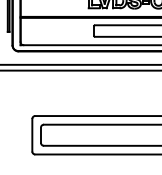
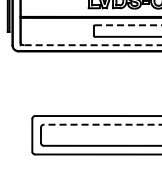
line: solid -> dashed (128, 25)
line: solid -> dashed (90, 45)
line: present -> none (80, 64)
line: present -> none (80, 70)
line: solid -> dashed (102, 124)
